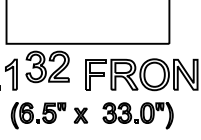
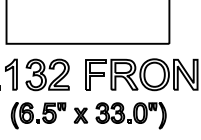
part position: (47, 66) -> (47, 74) (47, 74)
part position: (137, 115) -> (130, 115) (130, 115)
